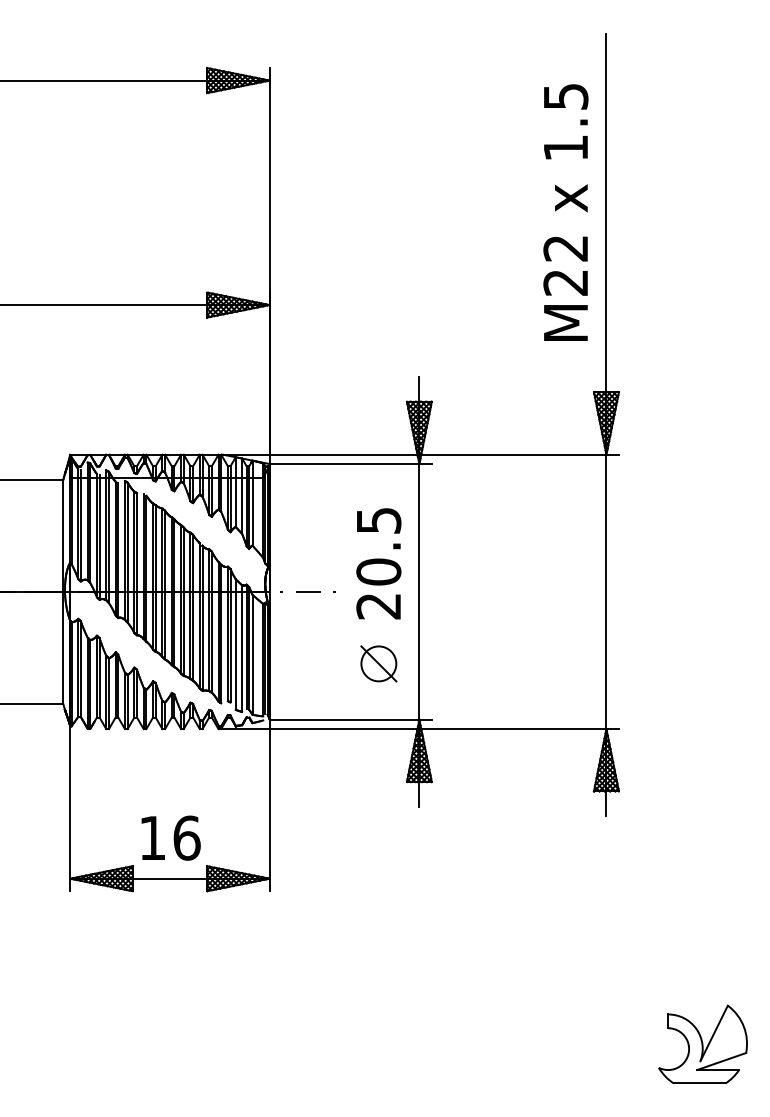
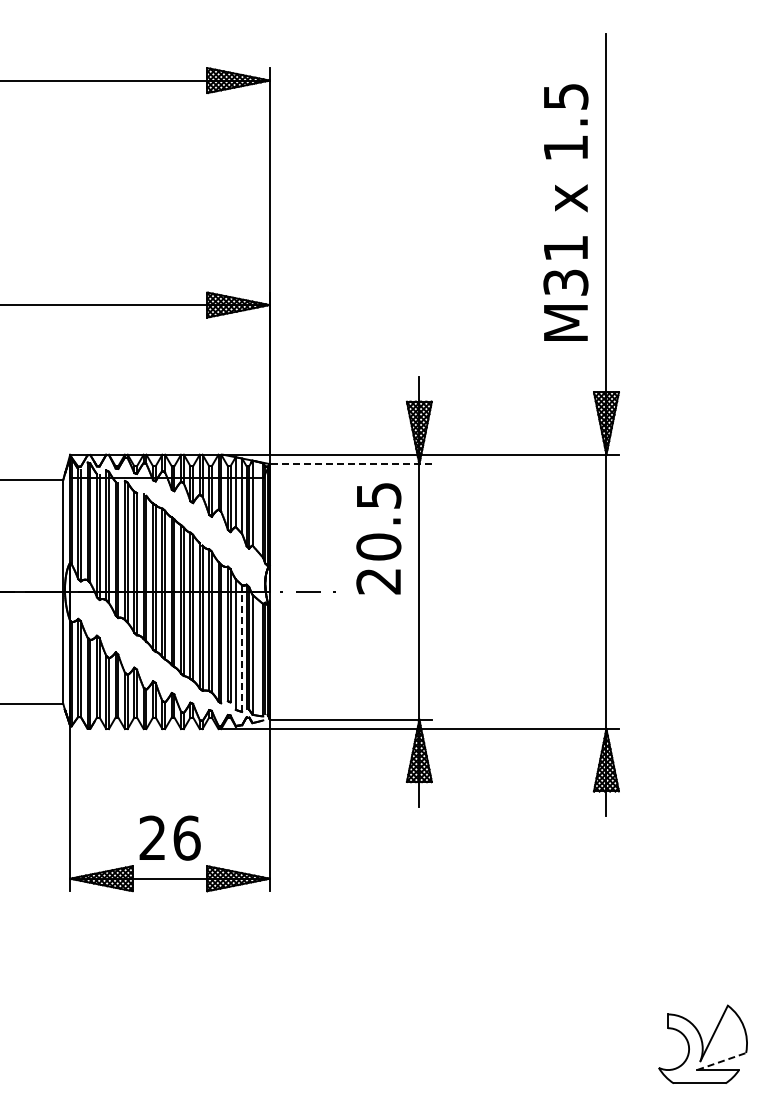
text: M22 -> M31 (565, 265)
line: solid -> dashed (350, 464)
text position: (378, 563) -> (378, 538) (378, 538)
line: solid -> dashed (242, 648)
part: present -> none (378, 663)
text: 16 -> 26 (151, 837)
line: solid -> dashed (721, 1061)
